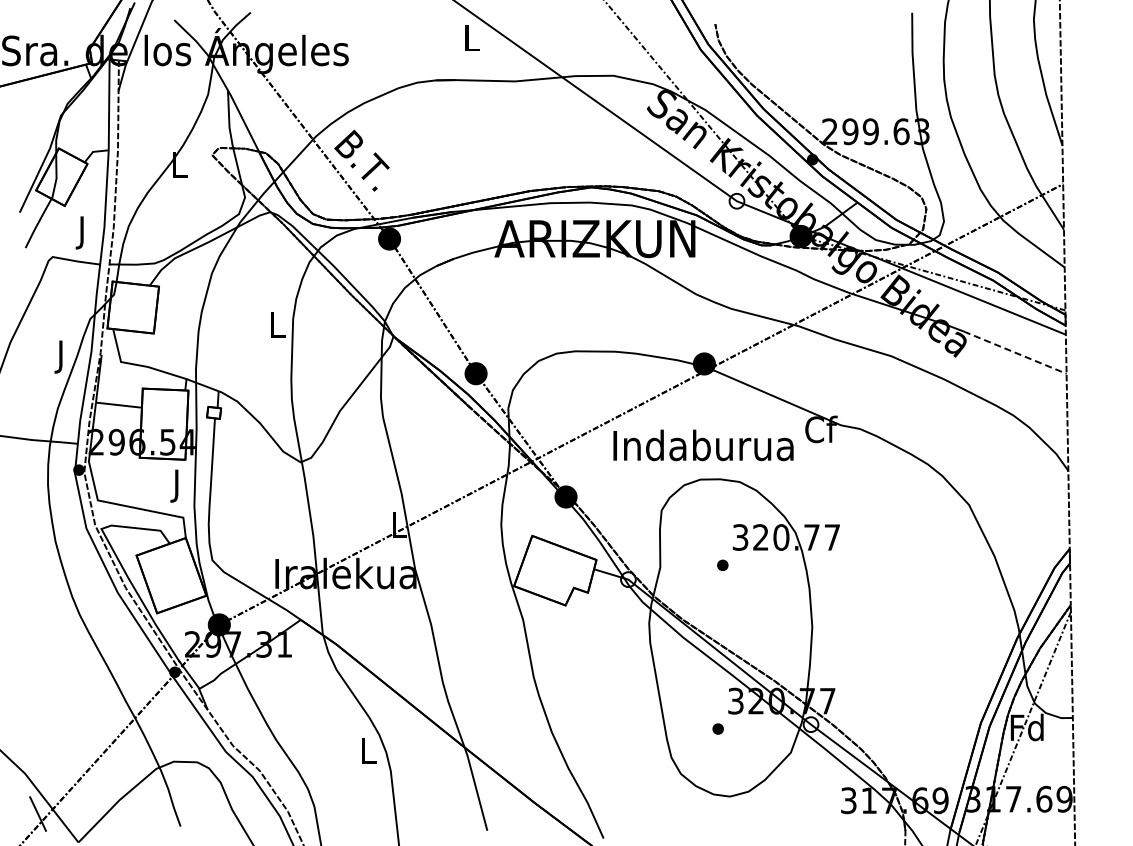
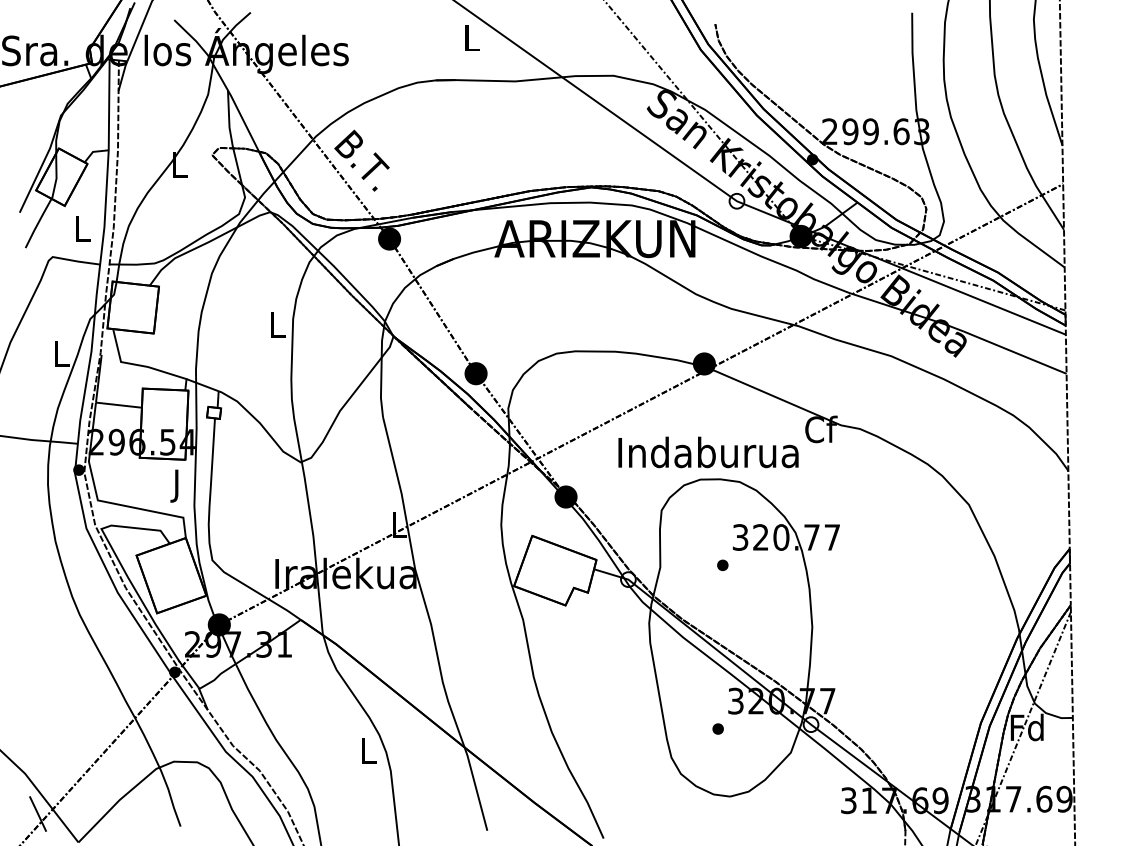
text: J -> L (82, 232)
line: dashed -> solid (1015, 352)
text: J -> L (61, 356)
text position: (703, 445) -> (708, 452) (708, 452)
